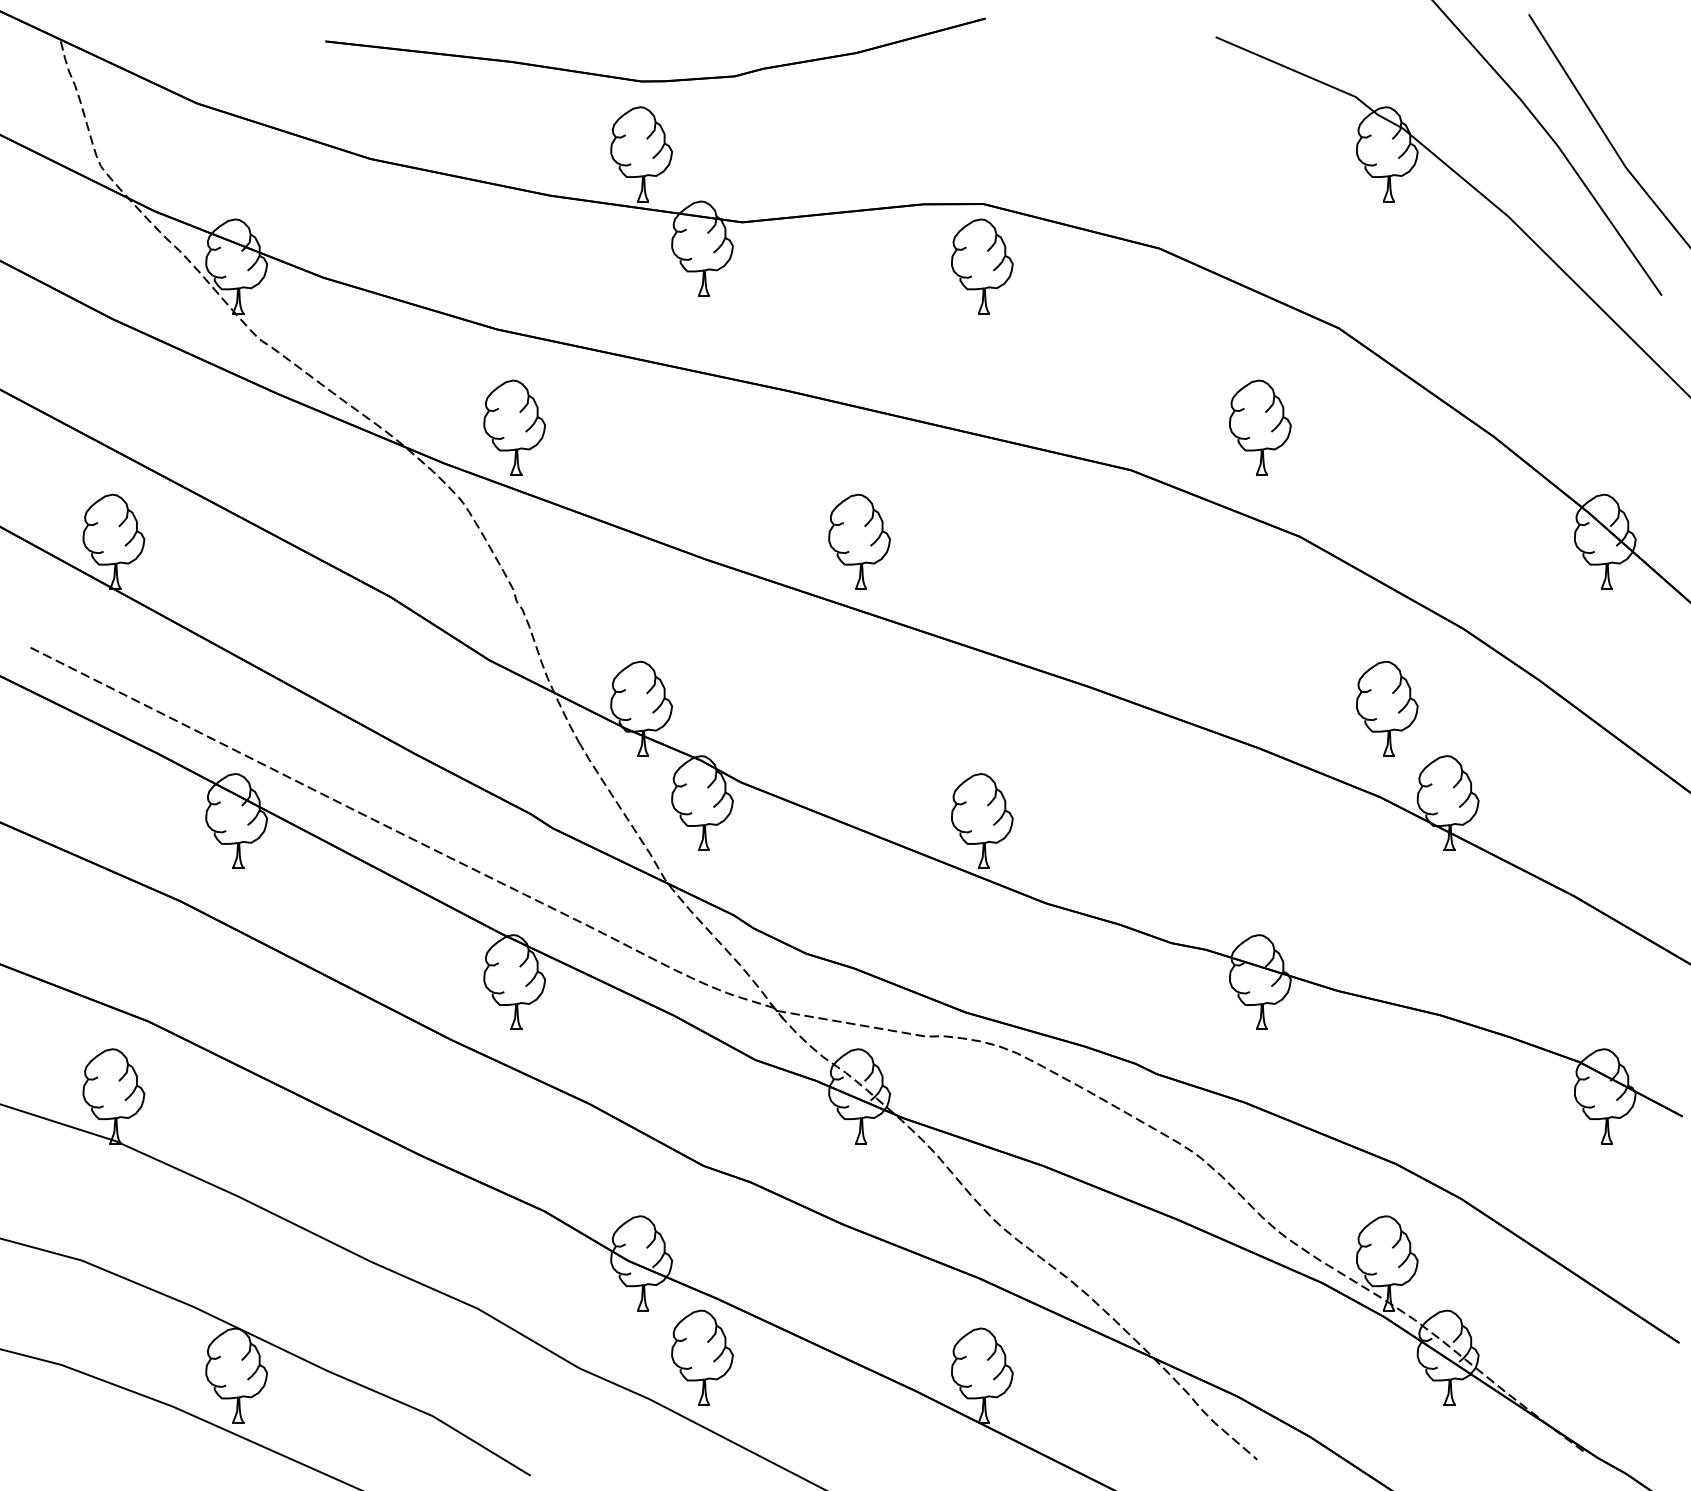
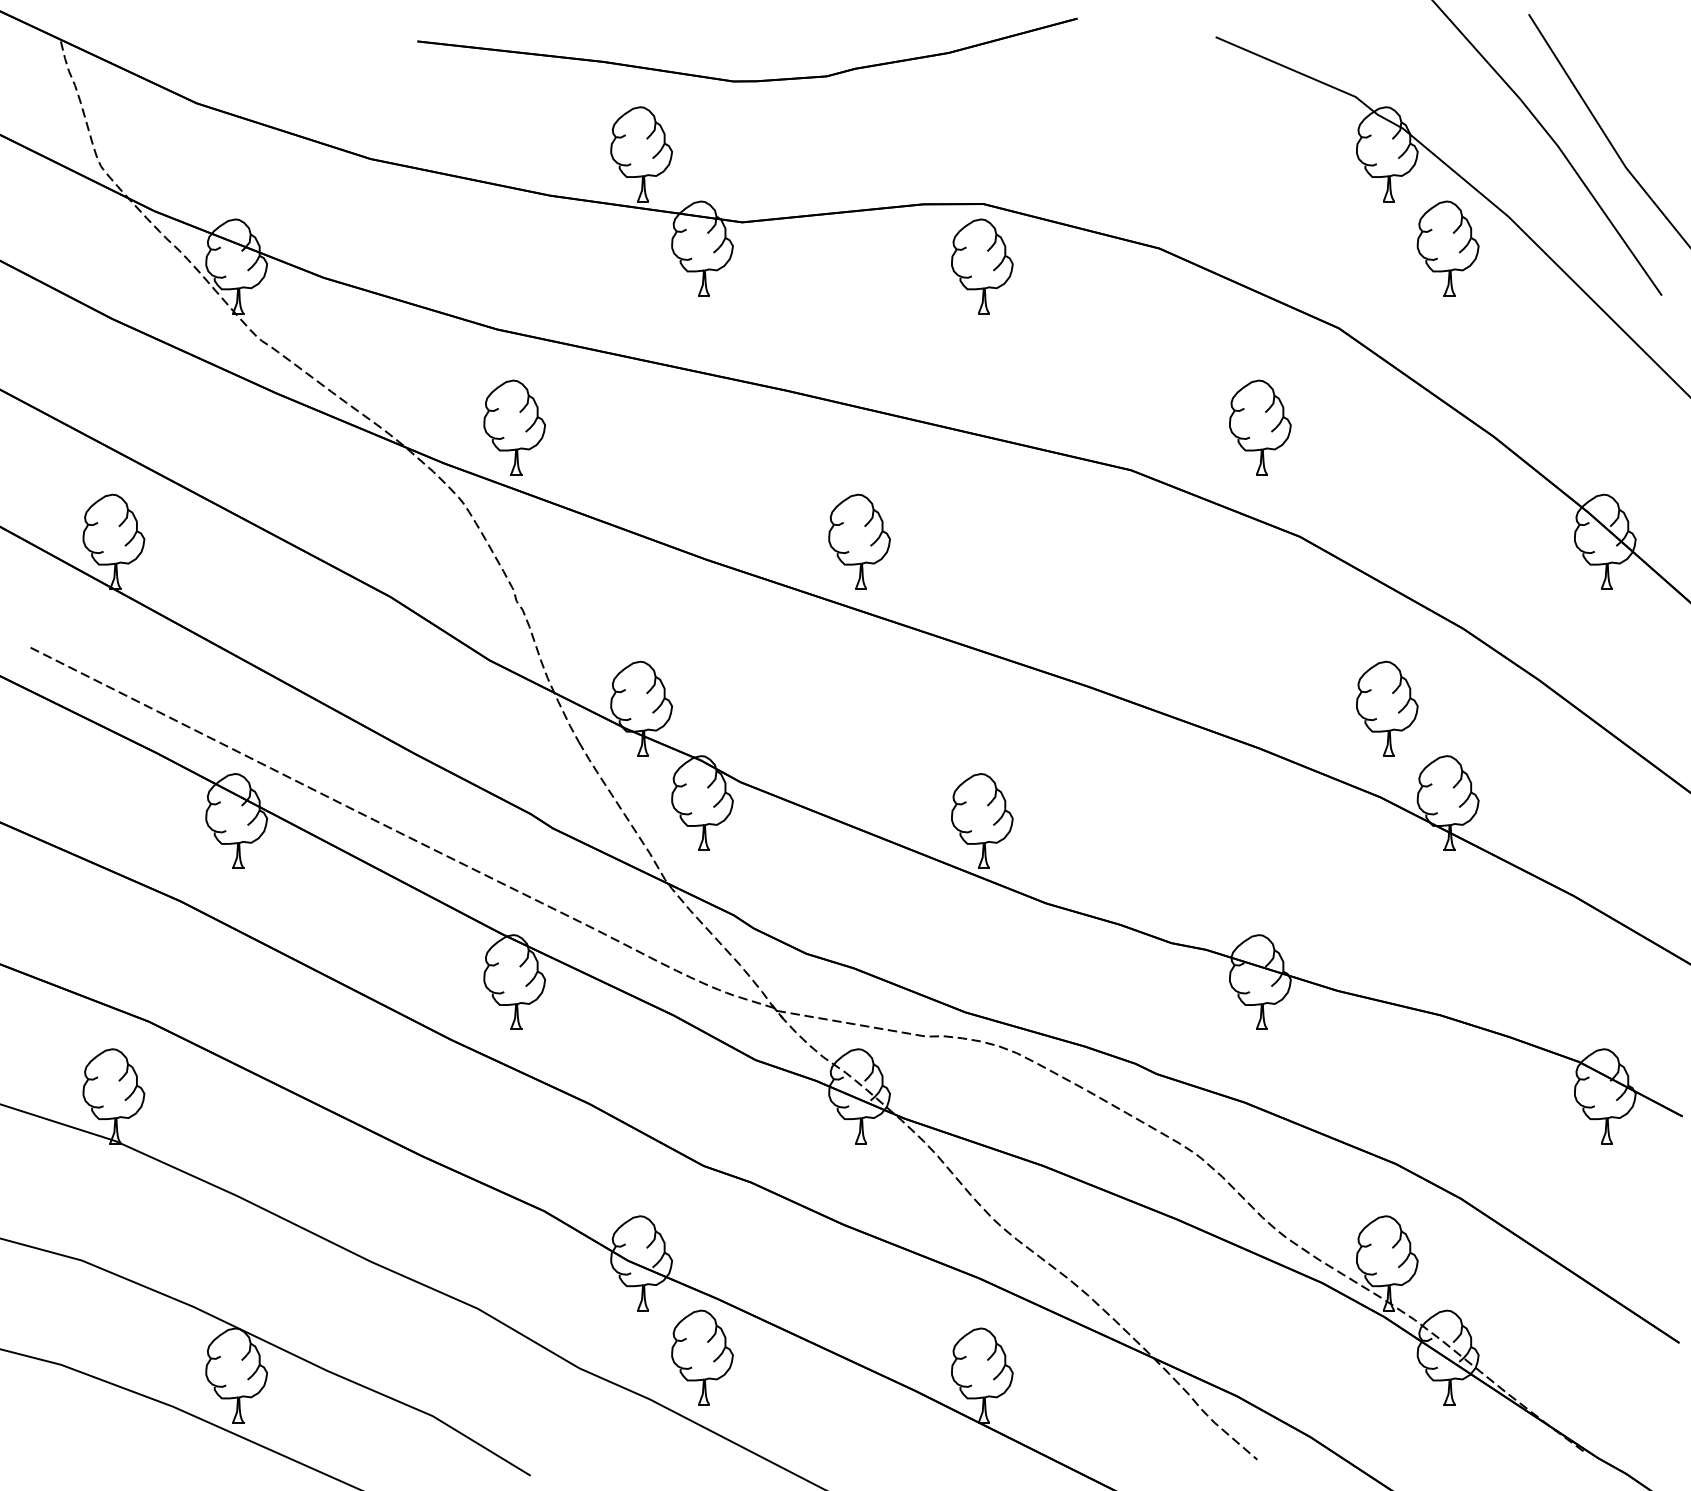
part position: (655, 80) -> (747, 80) (747, 80)
part: none -> present (1447, 248)
